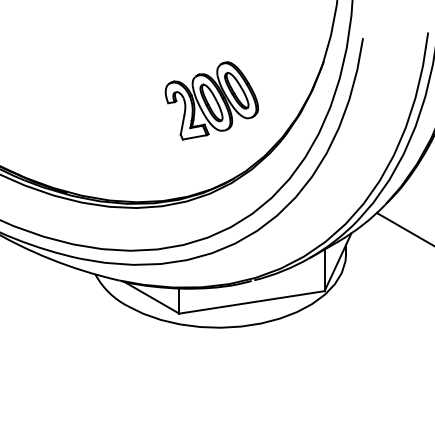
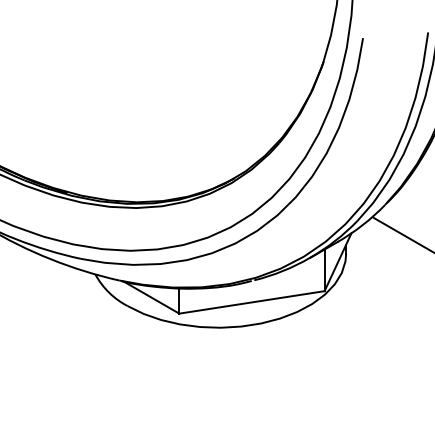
part: present -> none (211, 100)
line position: (403, 228) -> (402, 234) (402, 234)
